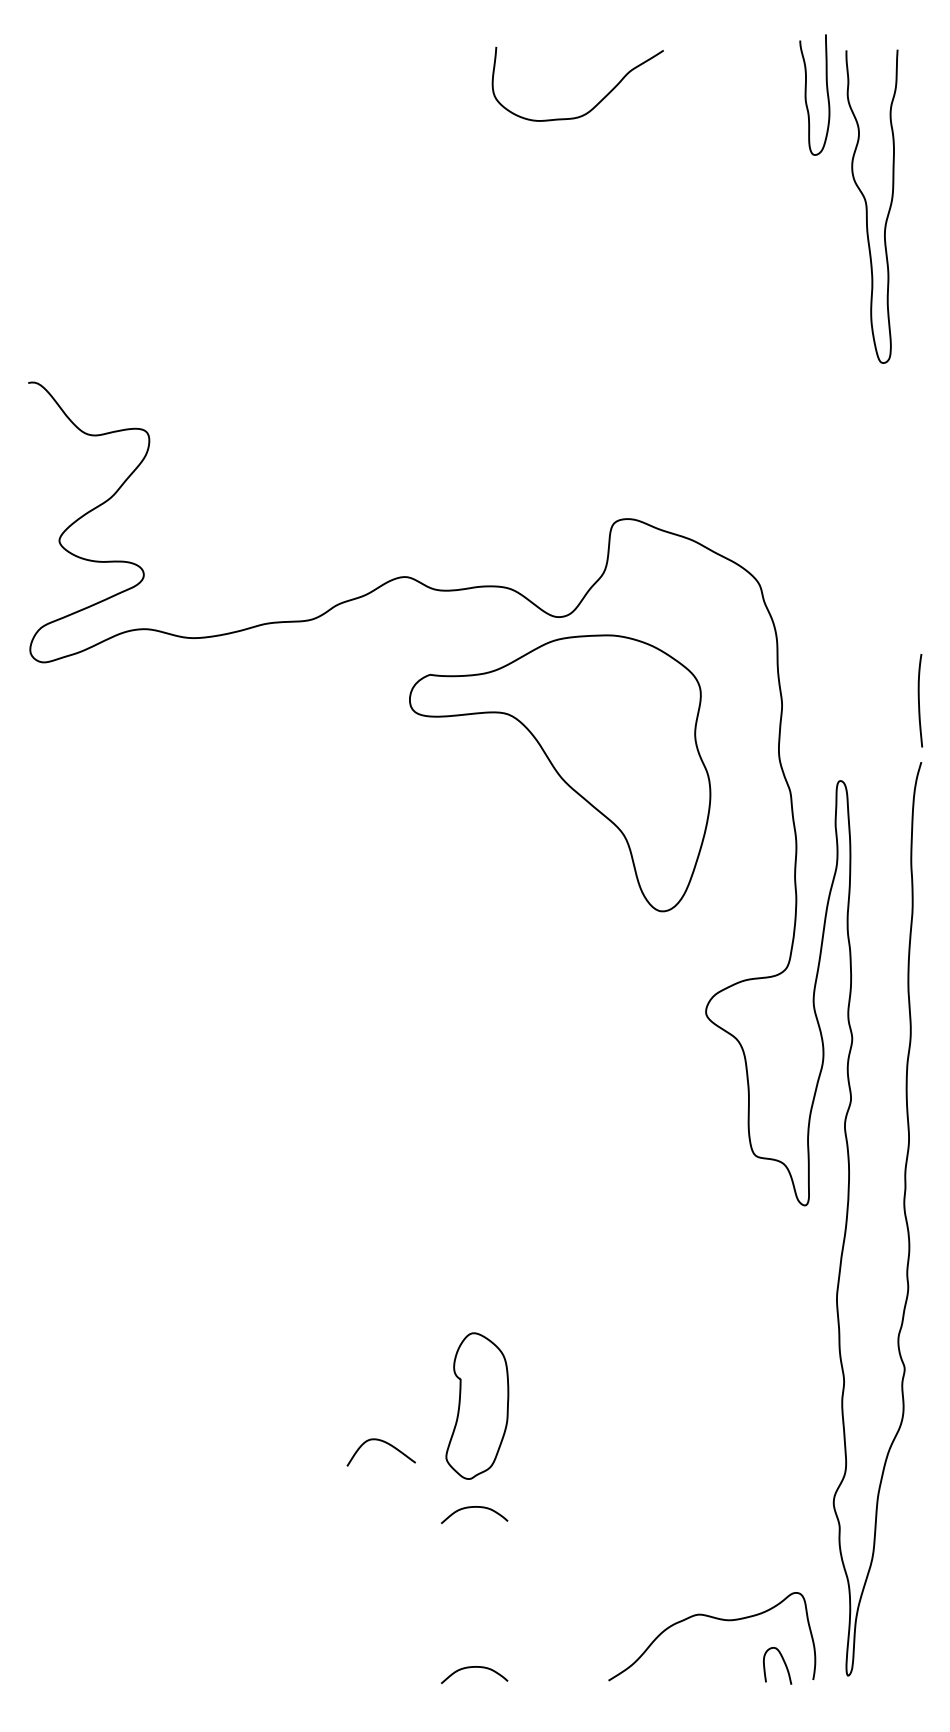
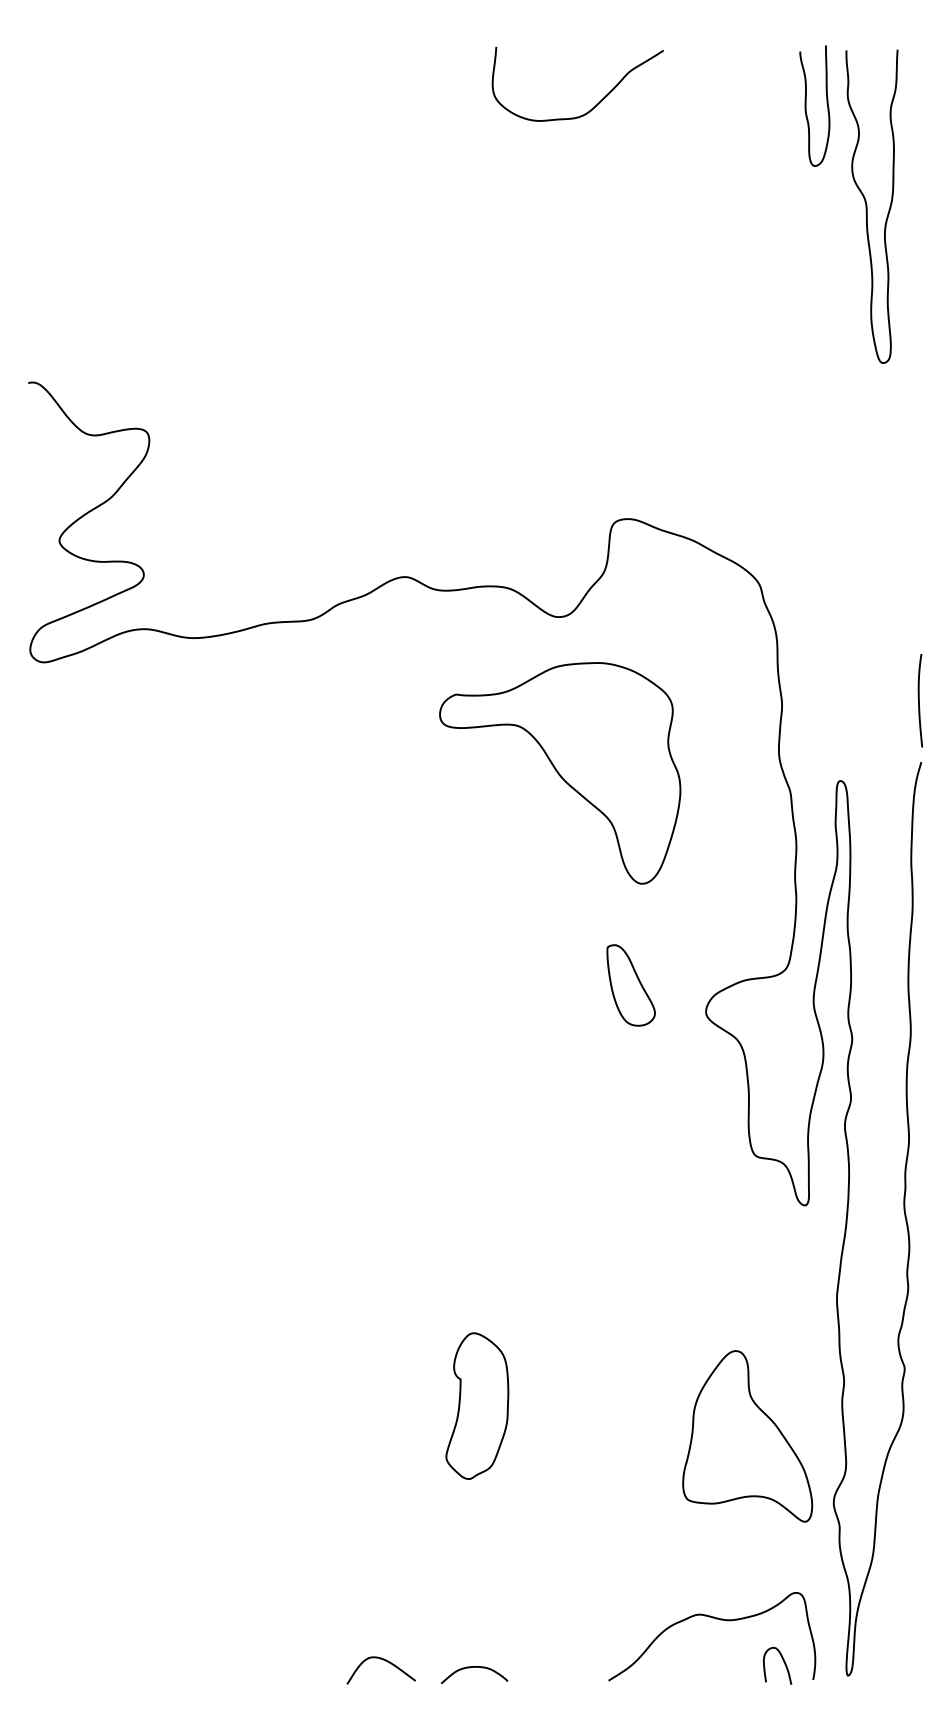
curve position: (806, 94) -> (806, 105) (806, 105)
part size: 303x279 px -> 243x223 px (560, 773)
part: none -> present (630, 985)
part: none -> present (747, 1436)
curve position: (385, 1443) -> (385, 1661) (385, 1661)
curve: present -> none (474, 1507)
